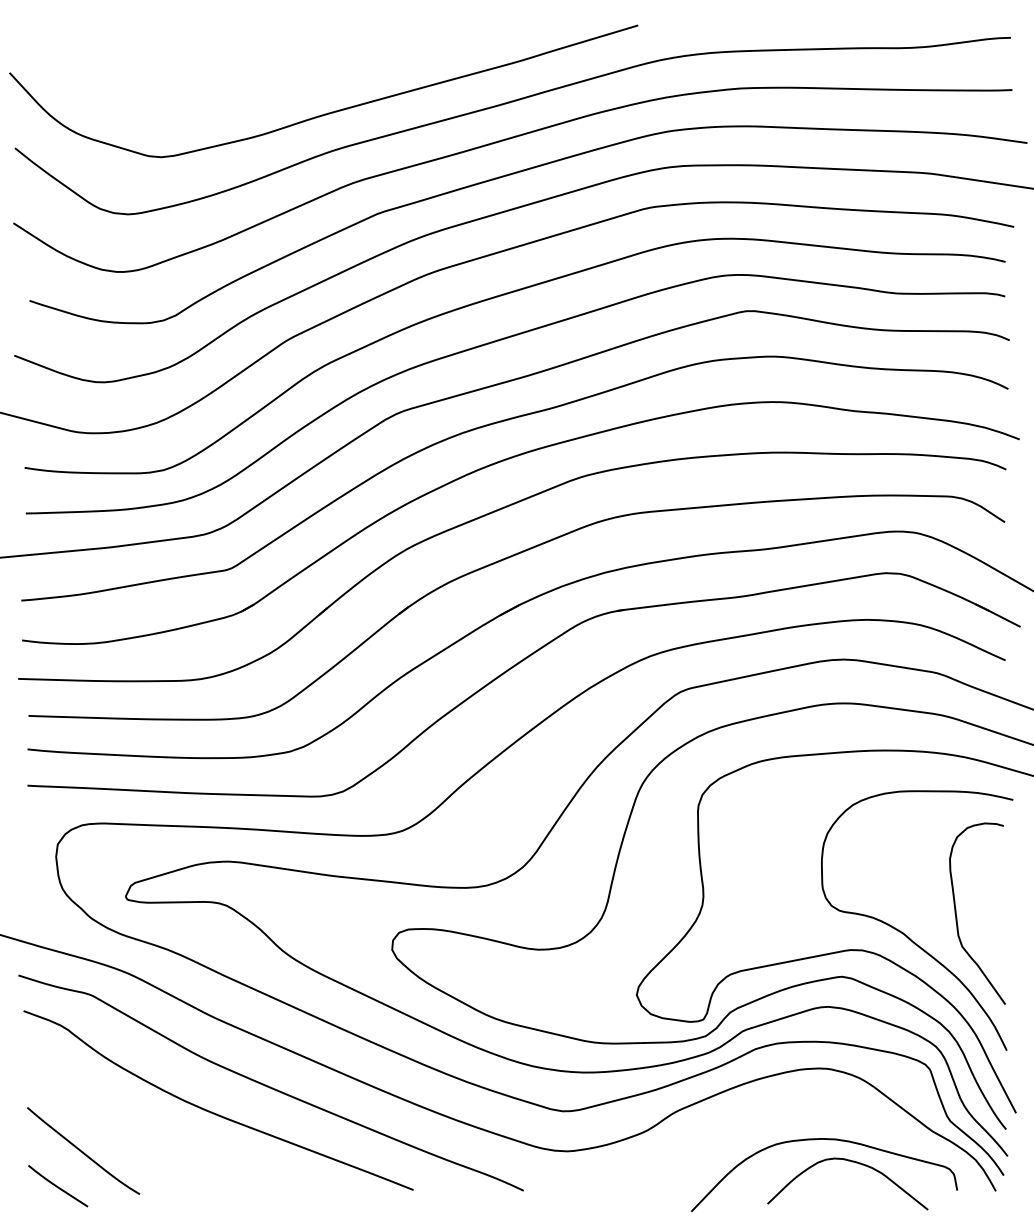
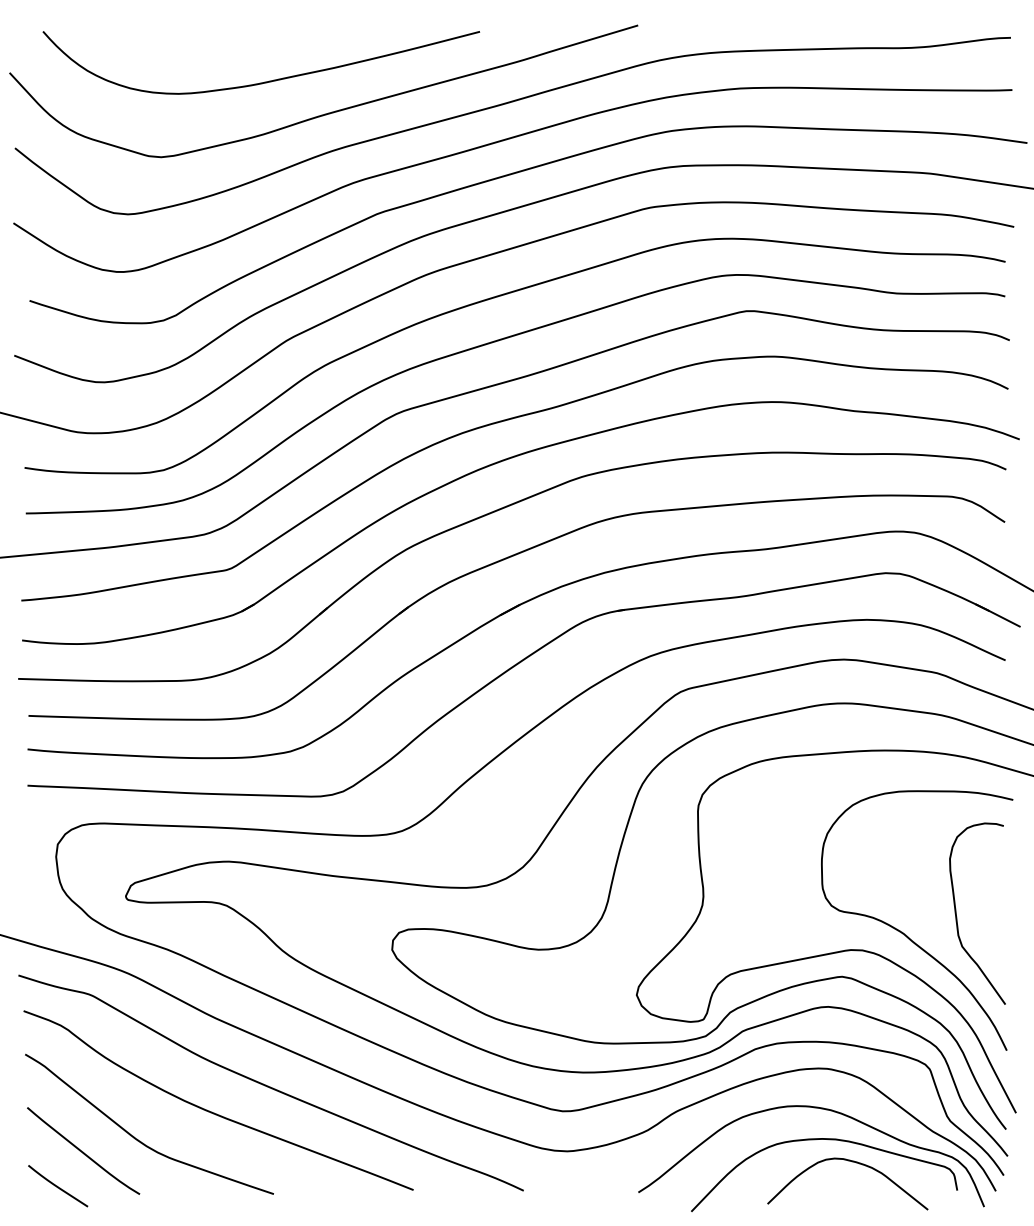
curve: none -> present (264, 81)
curve: none -> present (813, 1108)
curve: none -> present (137, 1138)
